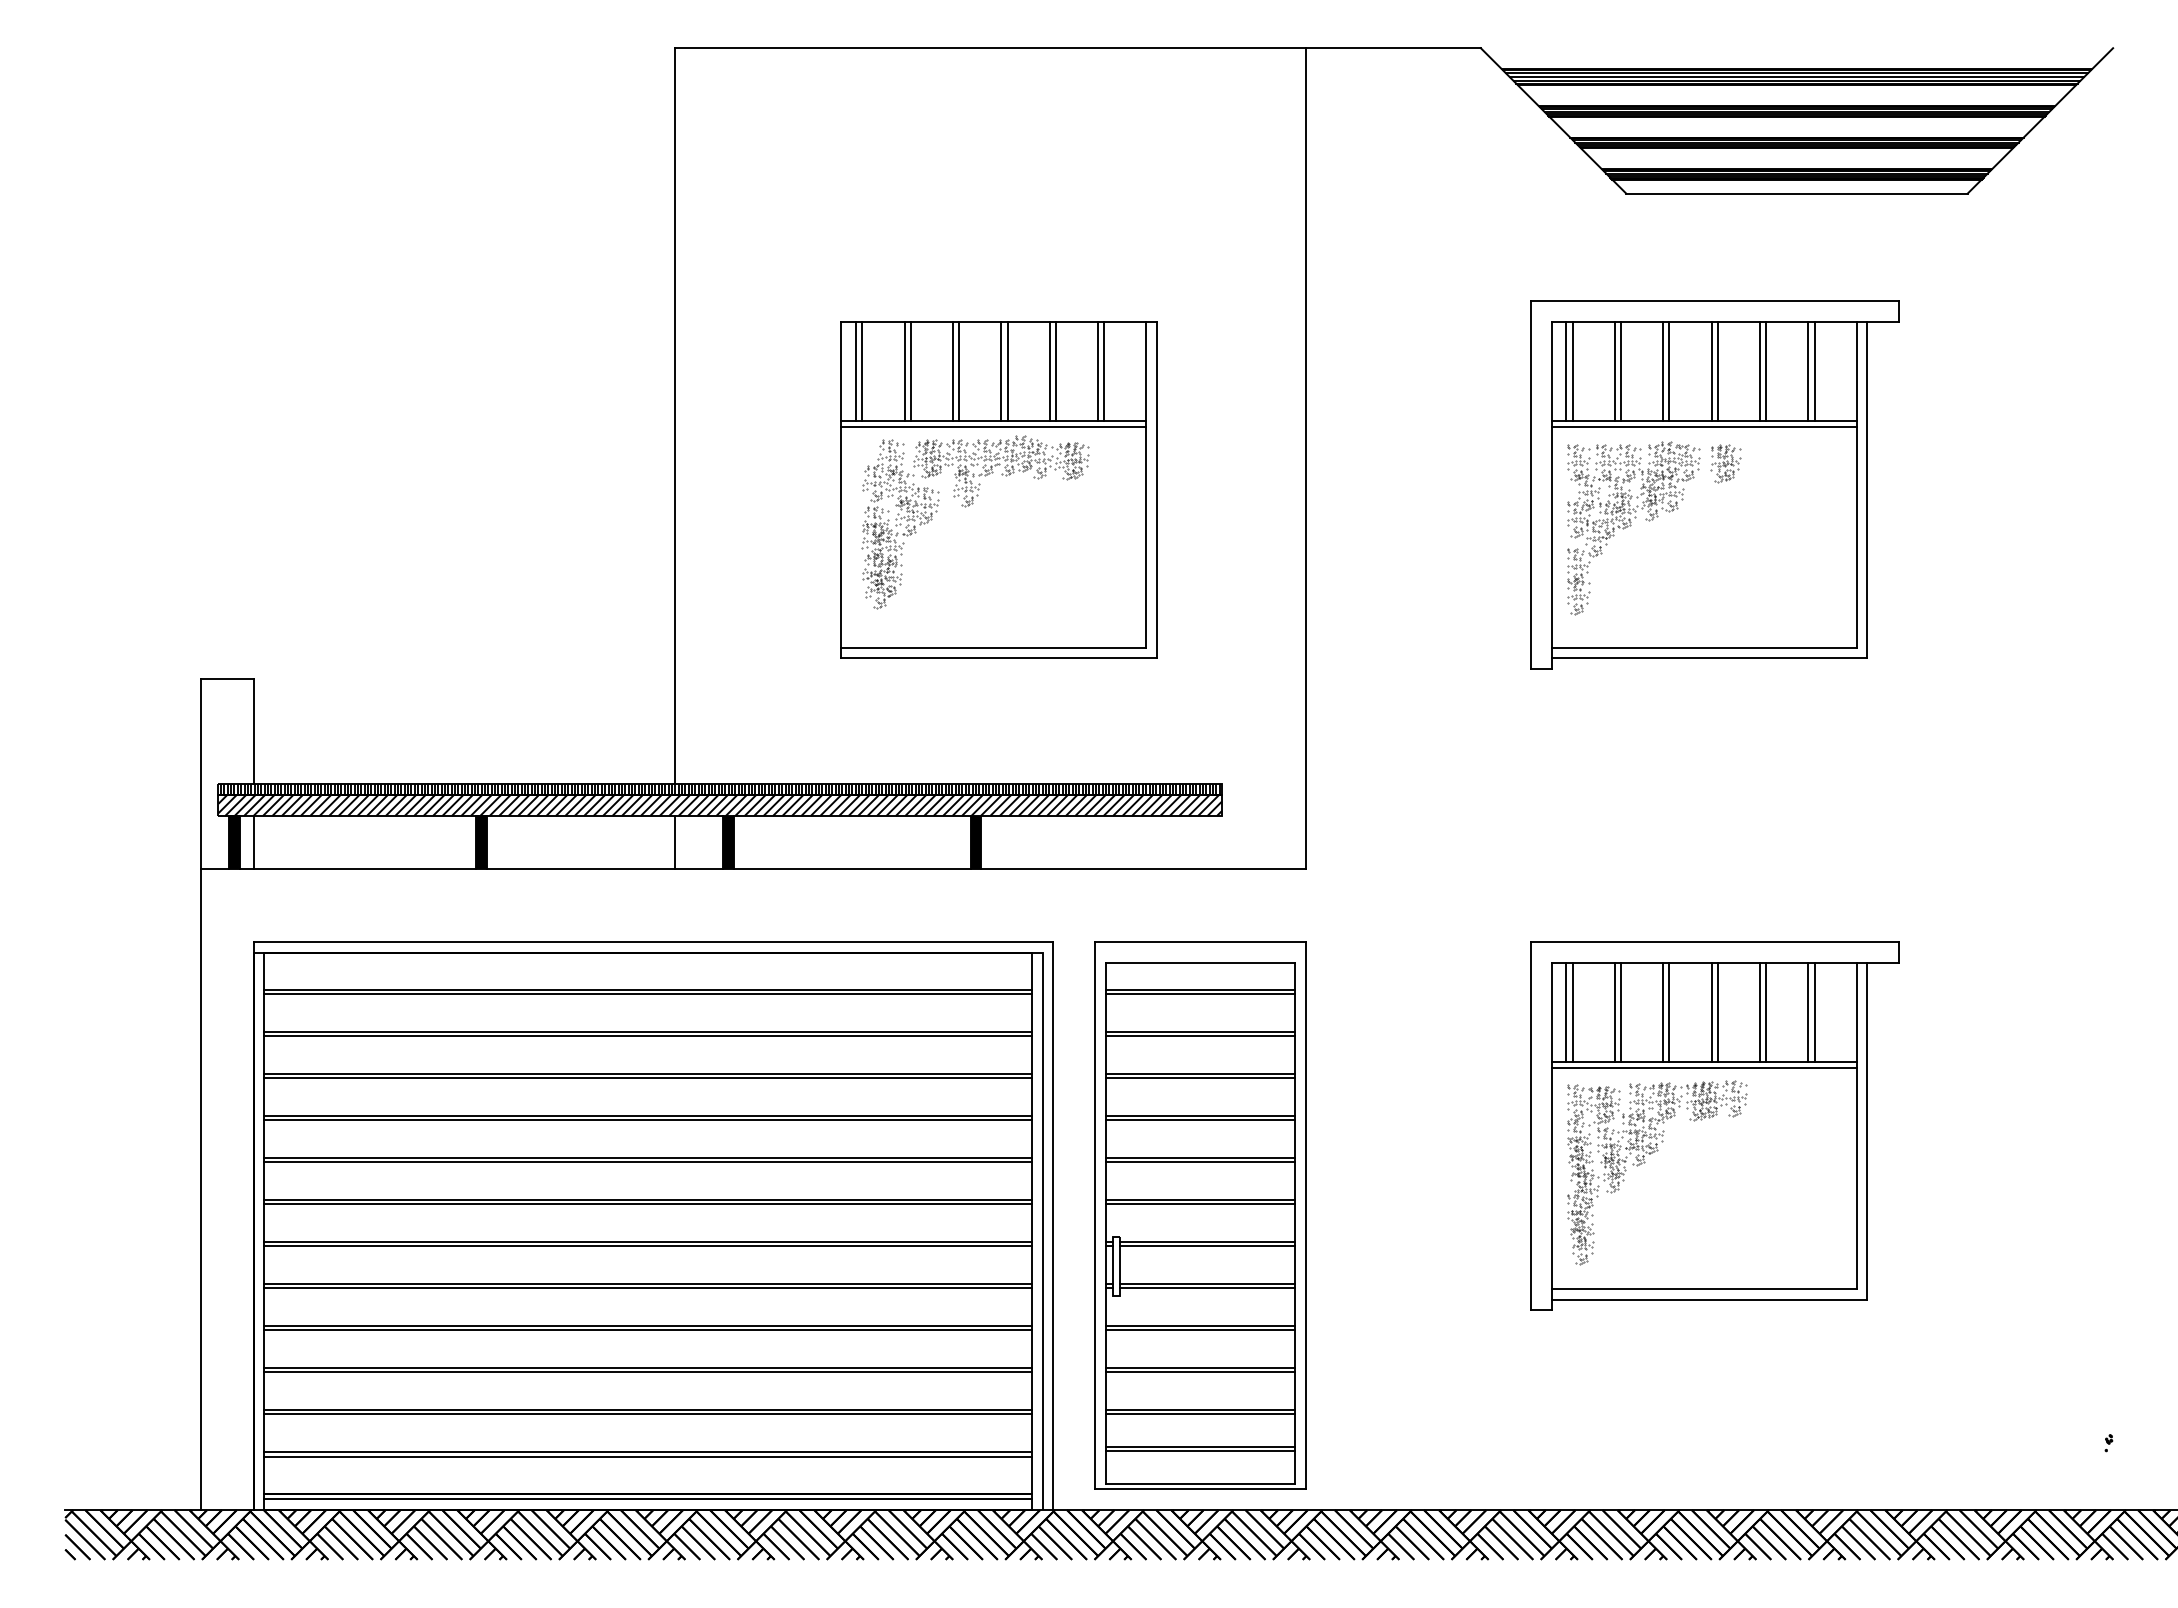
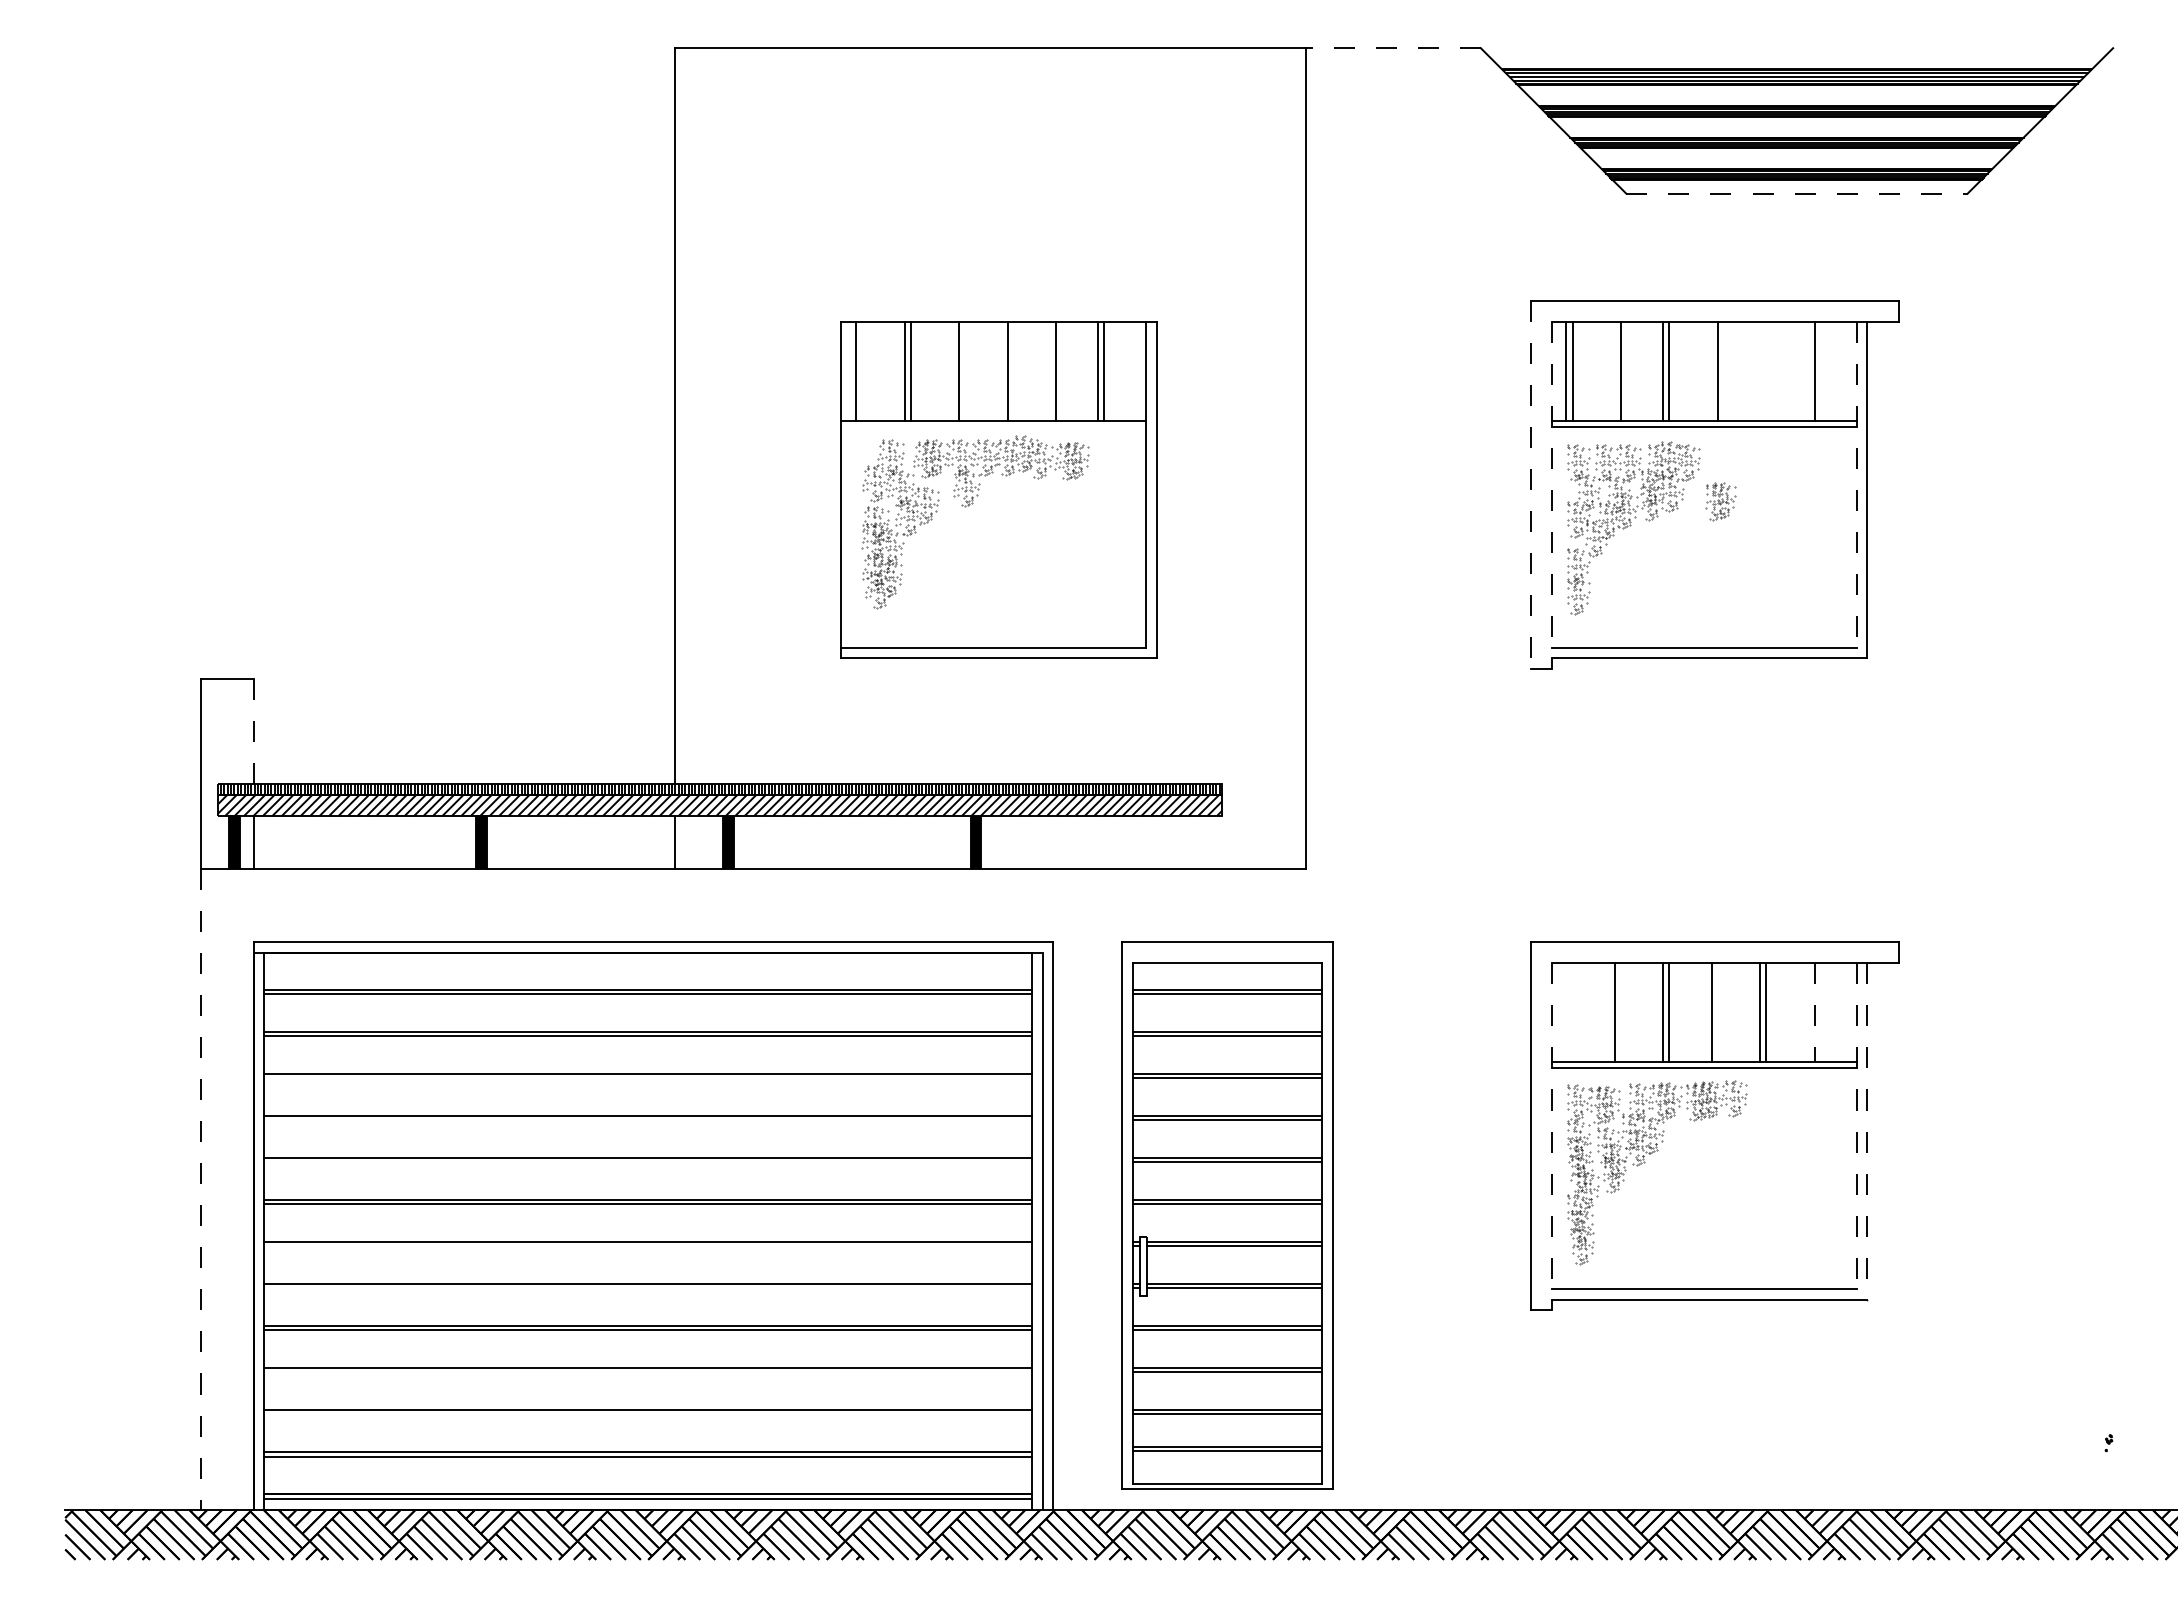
line: solid -> dashed (1393, 48)
line: solid -> dashed (1796, 193)
line: present -> none (862, 370)
line: present -> none (952, 370)
line: present -> none (1001, 370)
line: present -> none (1049, 370)
line: present -> none (1614, 370)
line: present -> none (1711, 370)
line: present -> none (1759, 370)
line: present -> none (1766, 370)
line: present -> none (1808, 370)
line: present -> none (993, 426)
part position: (1725, 463) -> (1720, 501) (1720, 501)
line: solid -> dashed (1530, 485)
line: solid -> dashed (1856, 485)
line: solid -> dashed (1551, 495)
line: solid -> dashed (253, 731)
line: present -> none (1566, 1012)
line: present -> none (1572, 1012)
line: present -> none (1621, 1012)
line: present -> none (1717, 1012)
line: present -> none (1808, 1012)
line: solid -> dashed (1814, 1013)
line: present -> none (648, 1077)
line: present -> none (648, 1119)
line: solid -> dashed (1856, 1126)
line: solid -> dashed (1867, 1132)
line: solid -> dashed (1551, 1136)
line: present -> none (648, 1162)
line: solid -> dashed (201, 1189)
part position: (1200, 1215) -> (1227, 1215) (1227, 1215)
line: present -> none (648, 1246)
line: present -> none (648, 1288)
line: present -> none (648, 1372)
line: present -> none (648, 1414)
